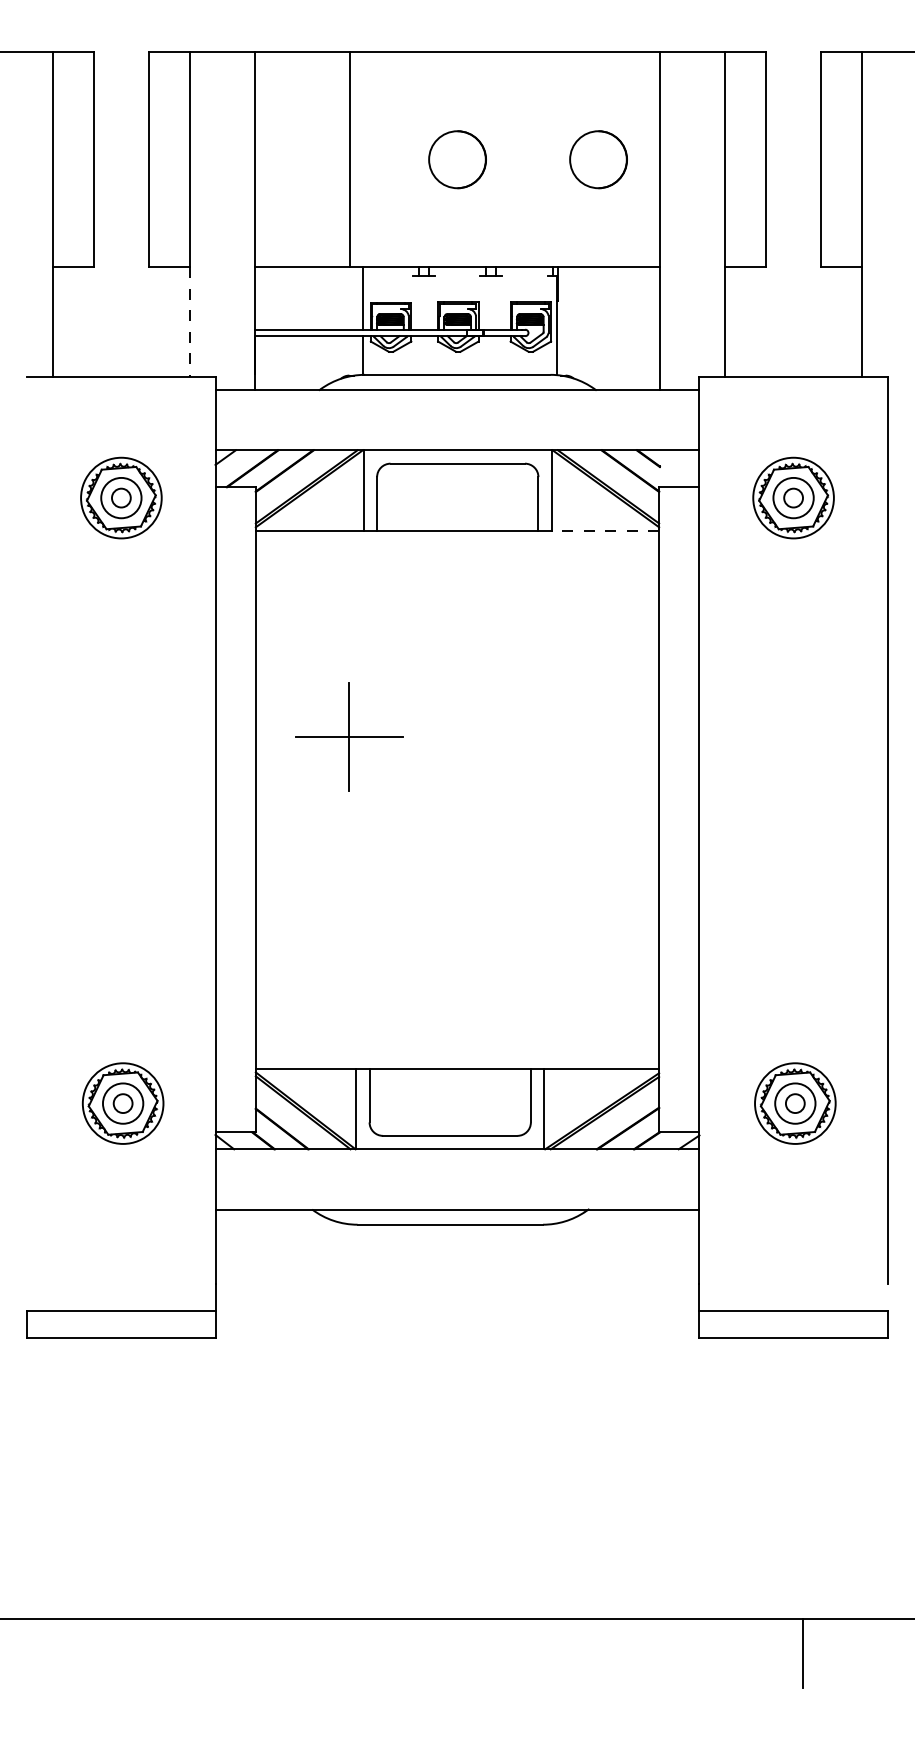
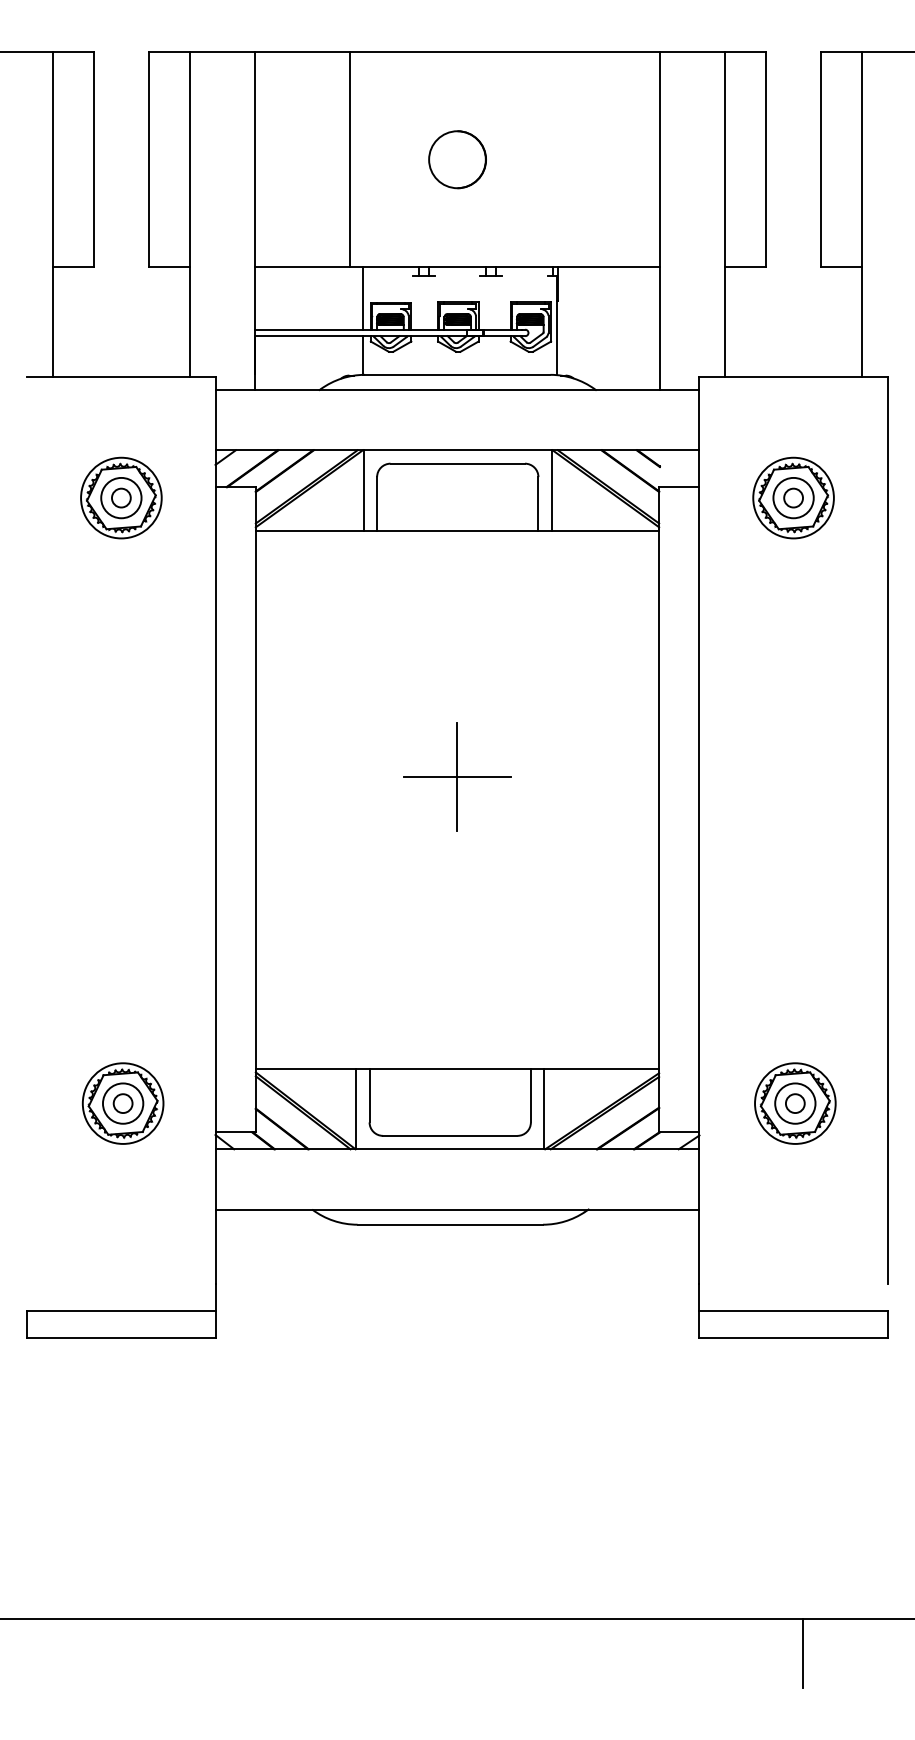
circle: present -> none (598, 159)
line: dashed -> solid (189, 321)
line: dashed -> solid (605, 530)
part position: (349, 736) -> (457, 776) (457, 776)
